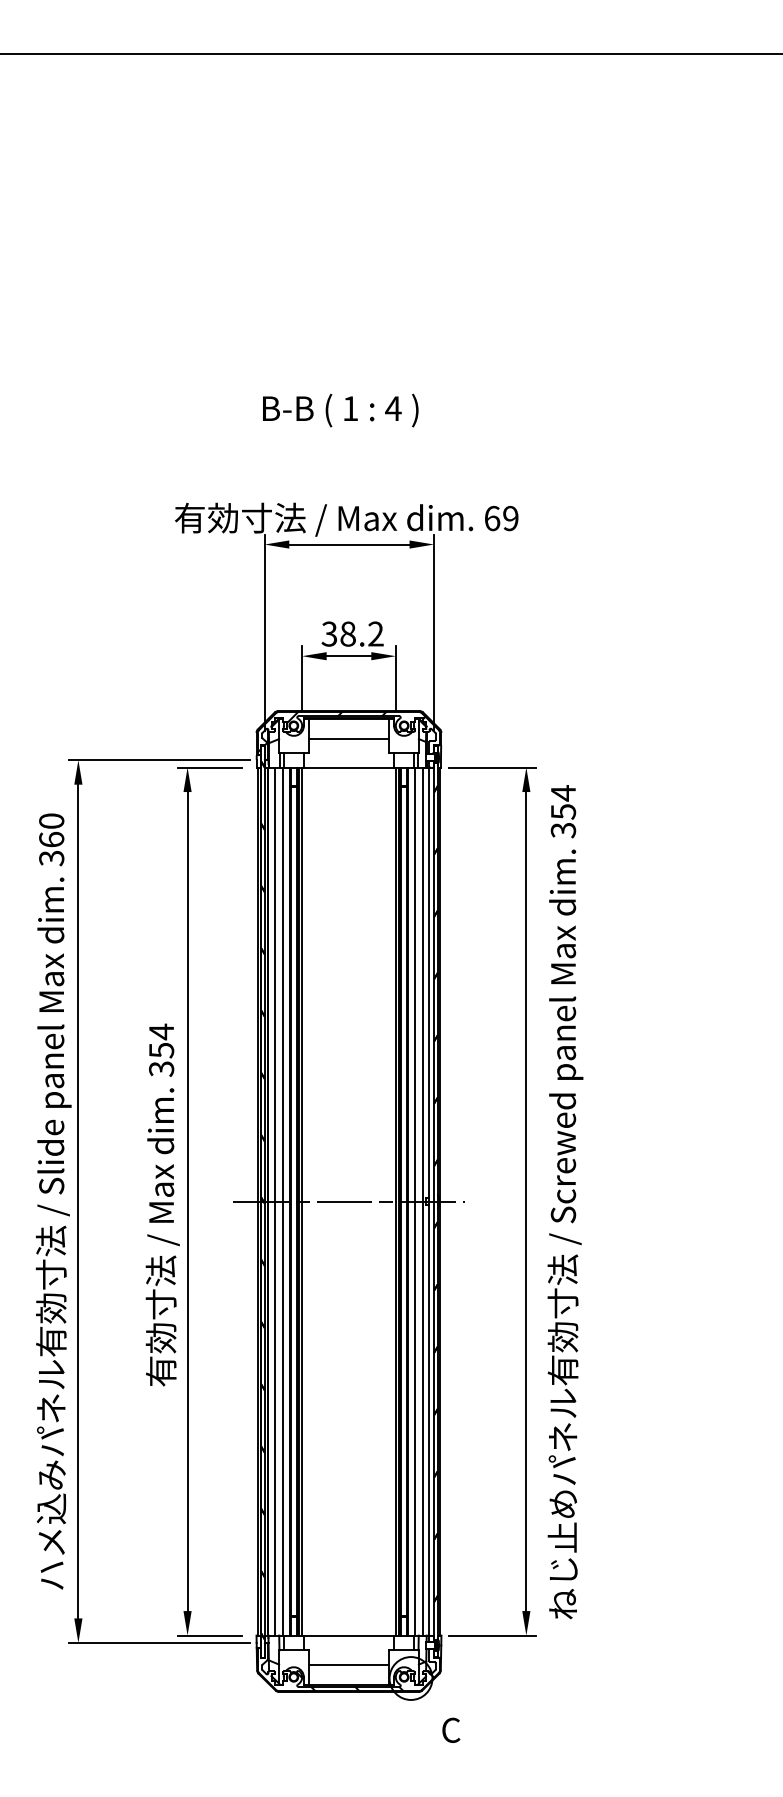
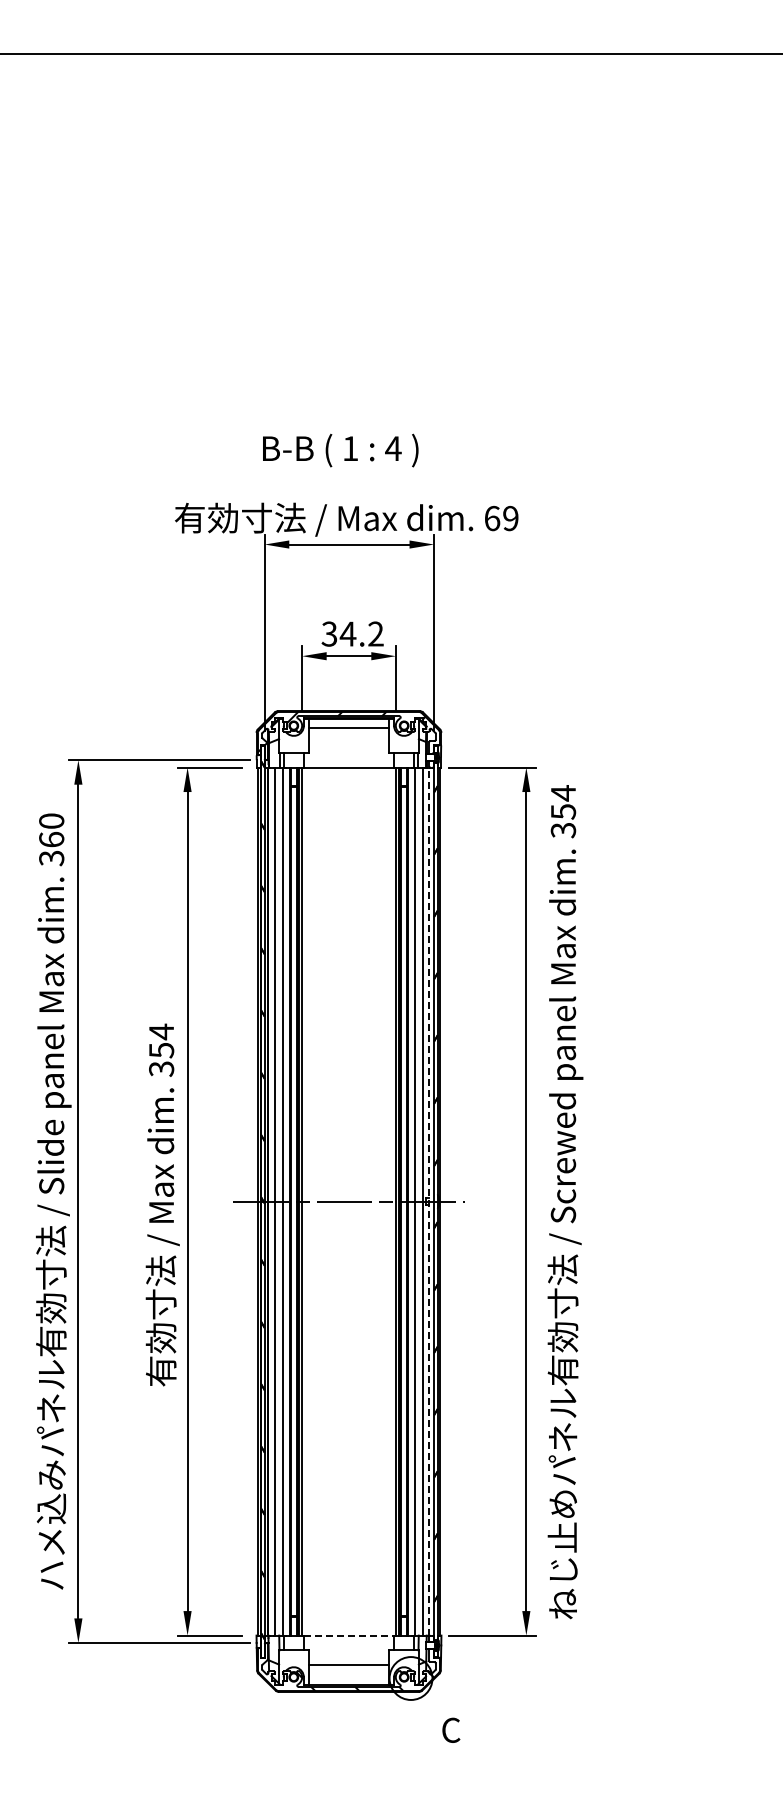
text position: (340, 410) -> (340, 450) (340, 450)
text: 38.2 -> 34.2 (347, 633)
line position: (348, 738) -> (348, 727) (348, 727)
line: solid -> dashed (429, 1201)
line: solid -> dashed (349, 1635)
